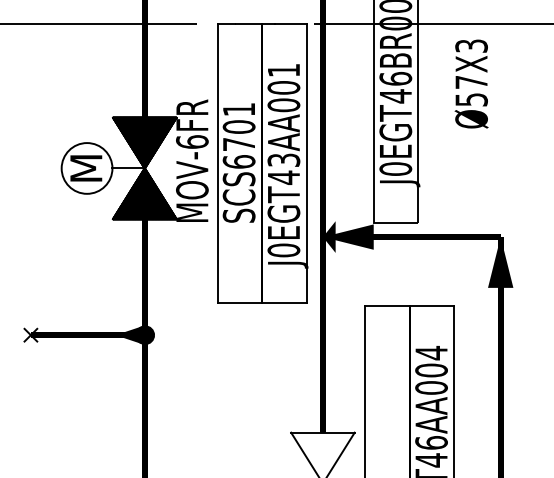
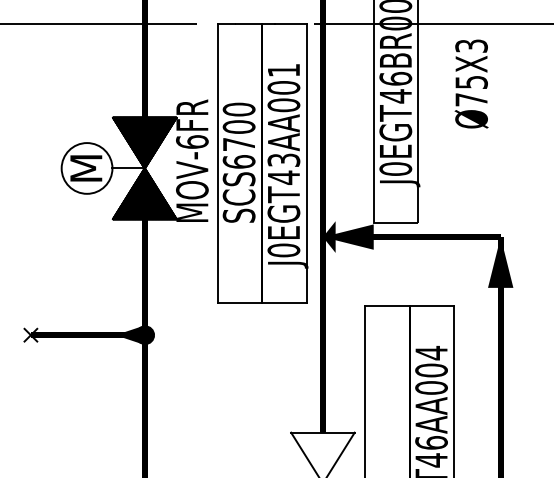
text: Ø57X3 -> Ø75X3 (471, 91)
text: SCS6701 -> SCS6700 (238, 109)
